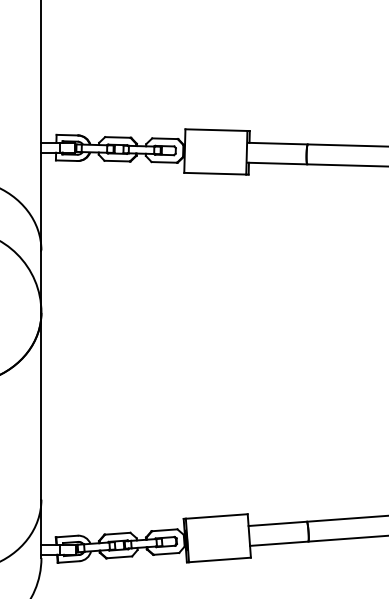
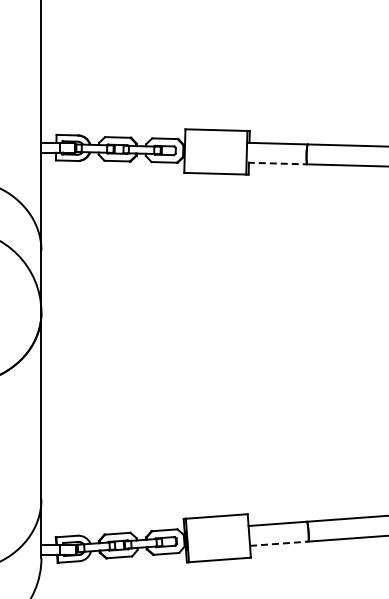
line: solid -> dashed (277, 163)
line: solid -> dashed (279, 543)
